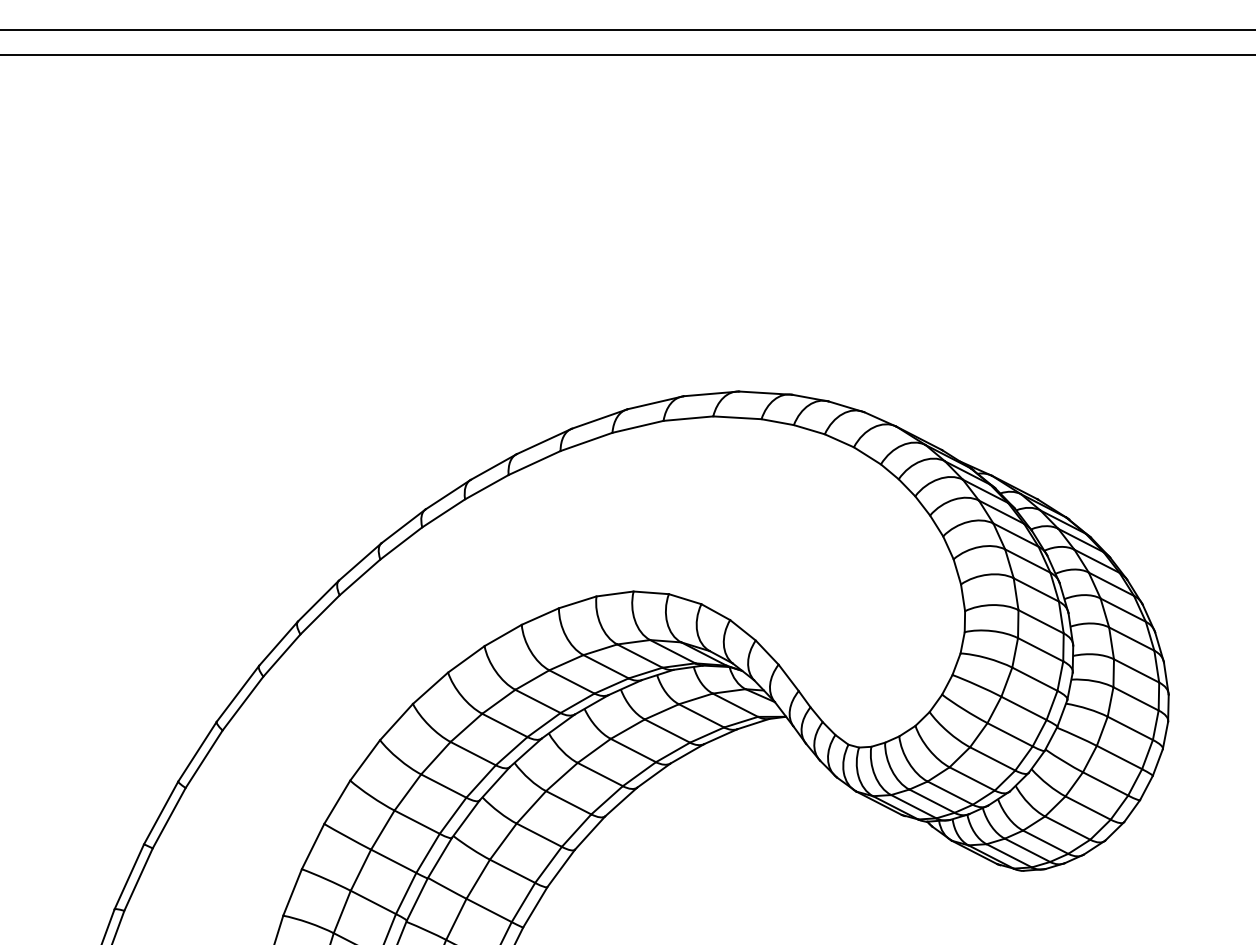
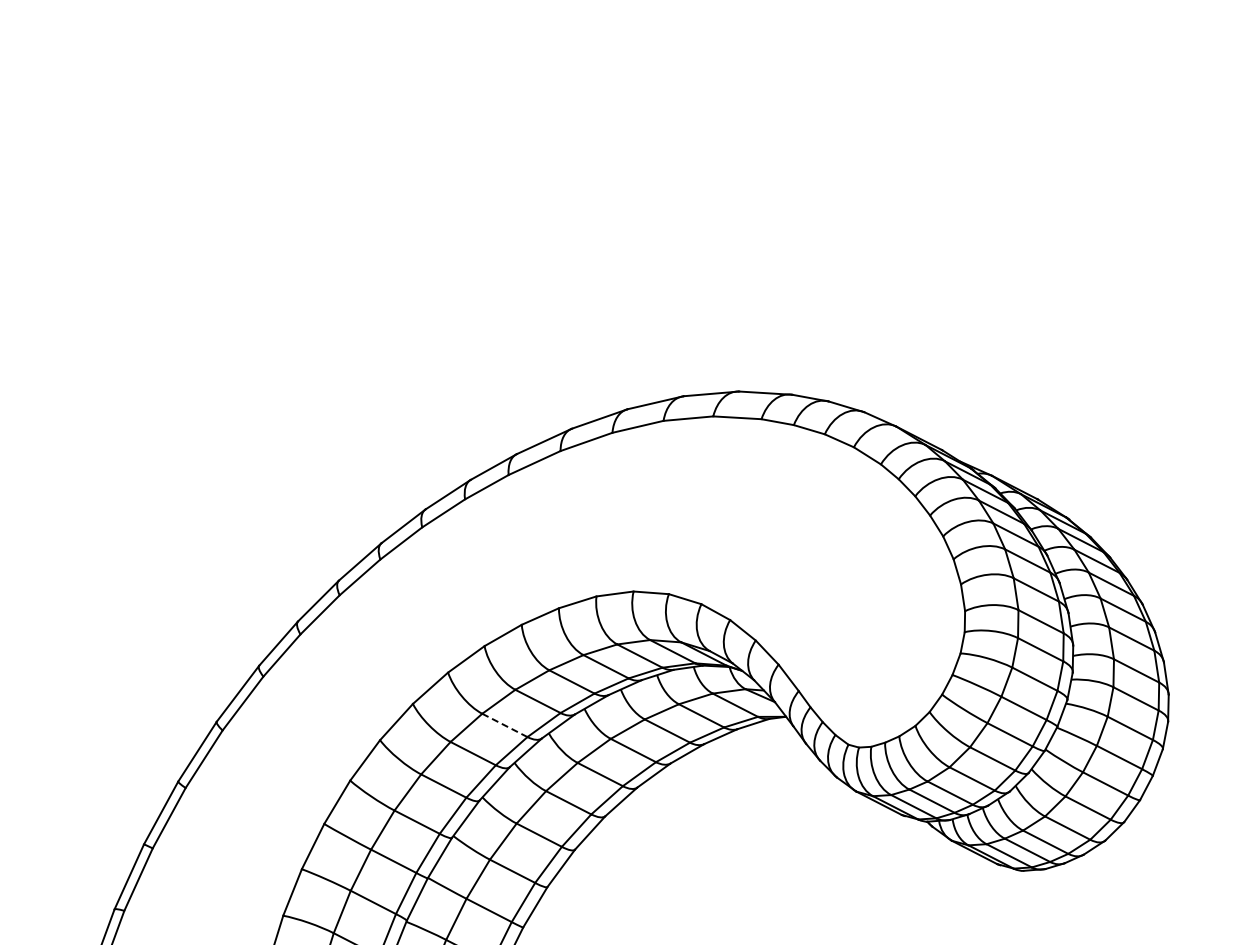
line: present -> none (627, 30)
line: present -> none (627, 55)
line: solid -> dashed (505, 725)
